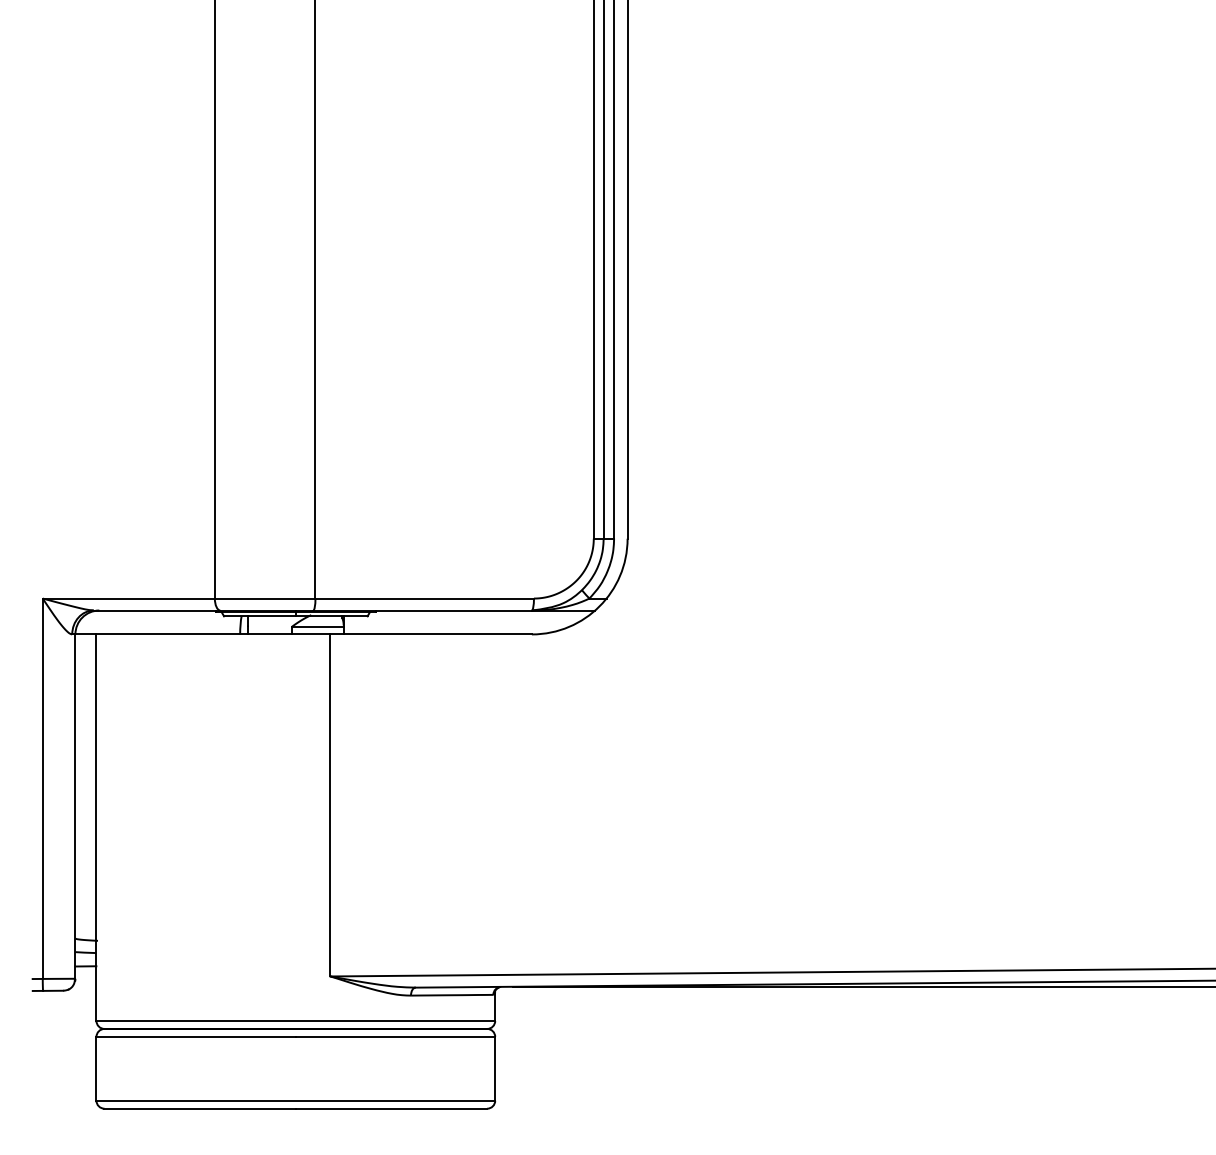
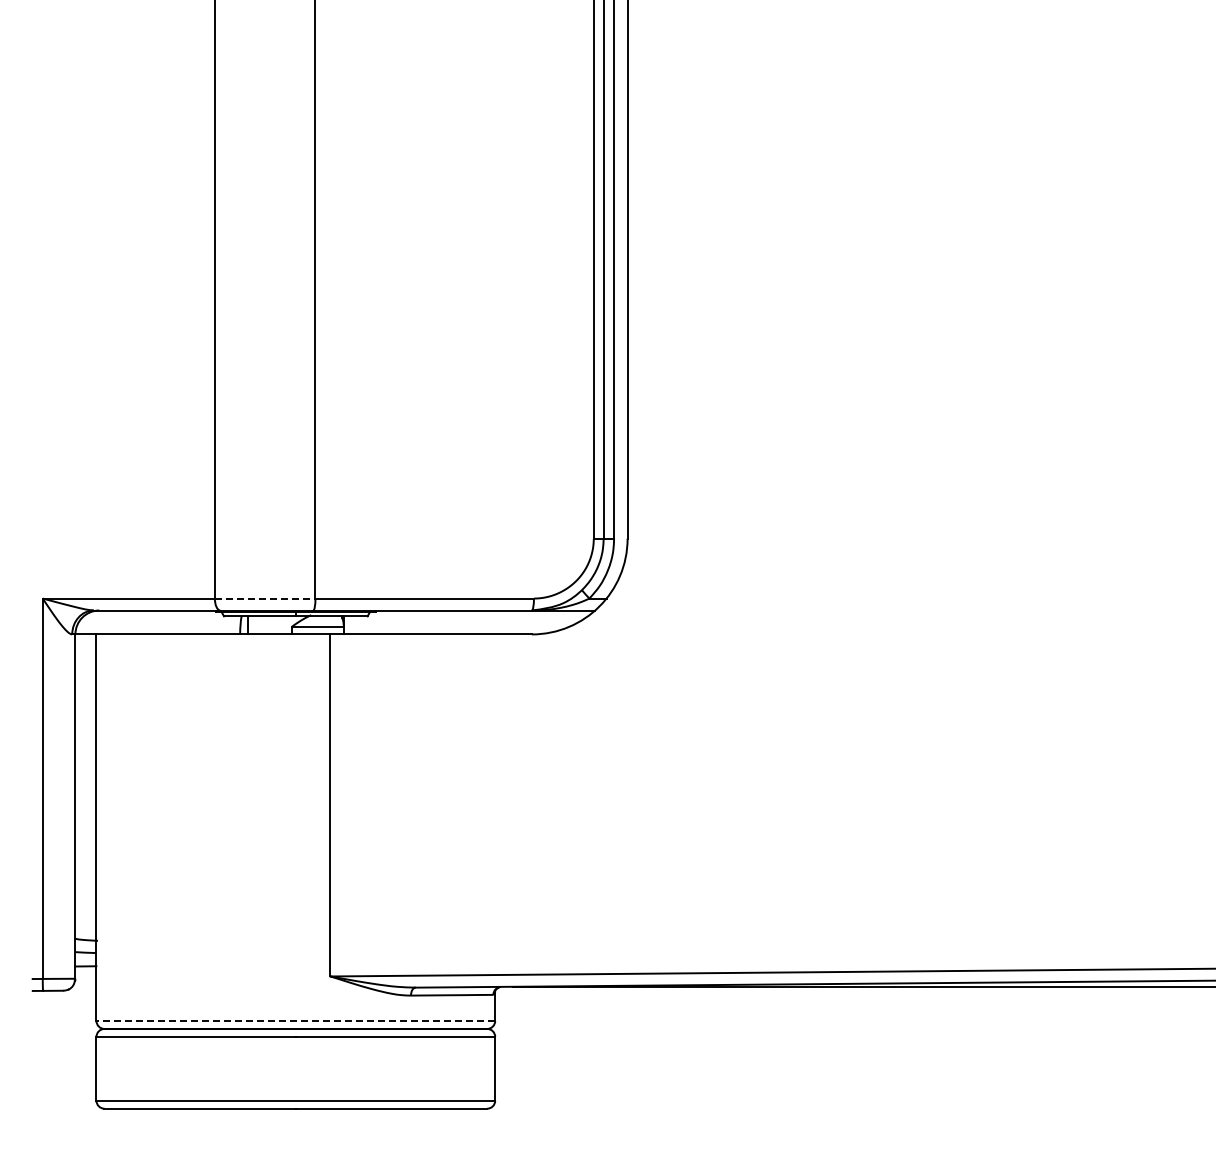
line: solid -> dashed (265, 598)
line: solid -> dashed (295, 1020)
